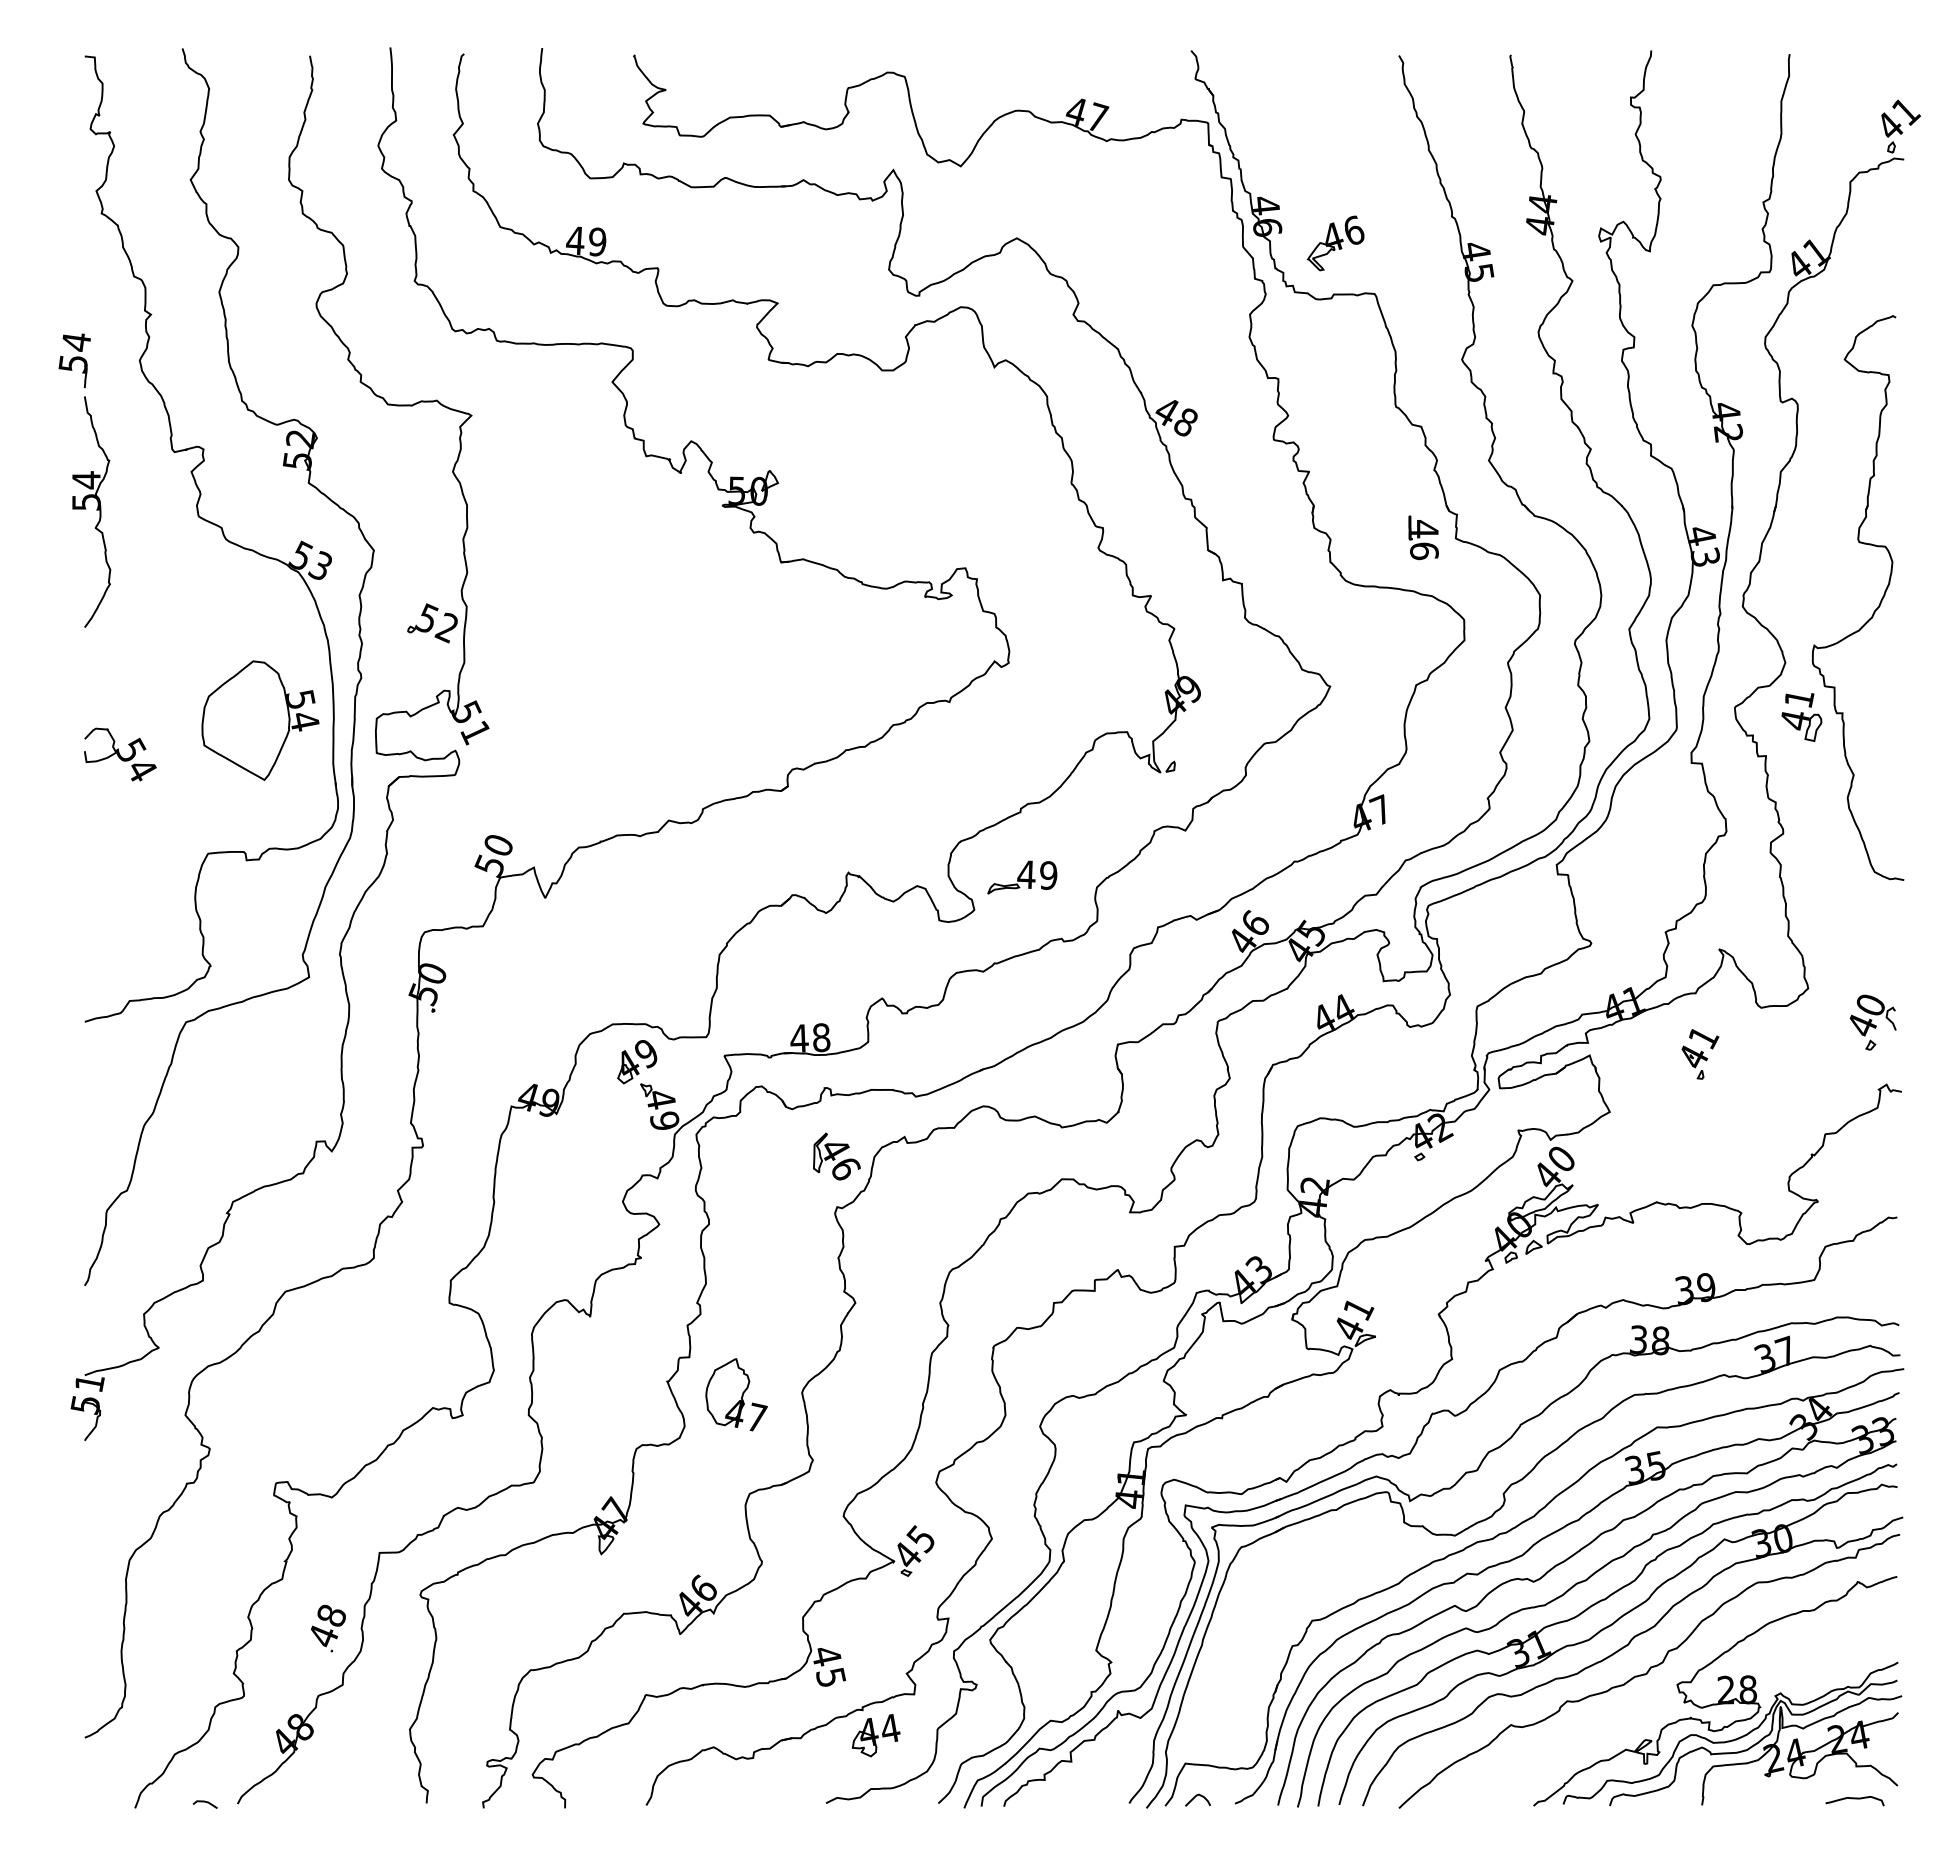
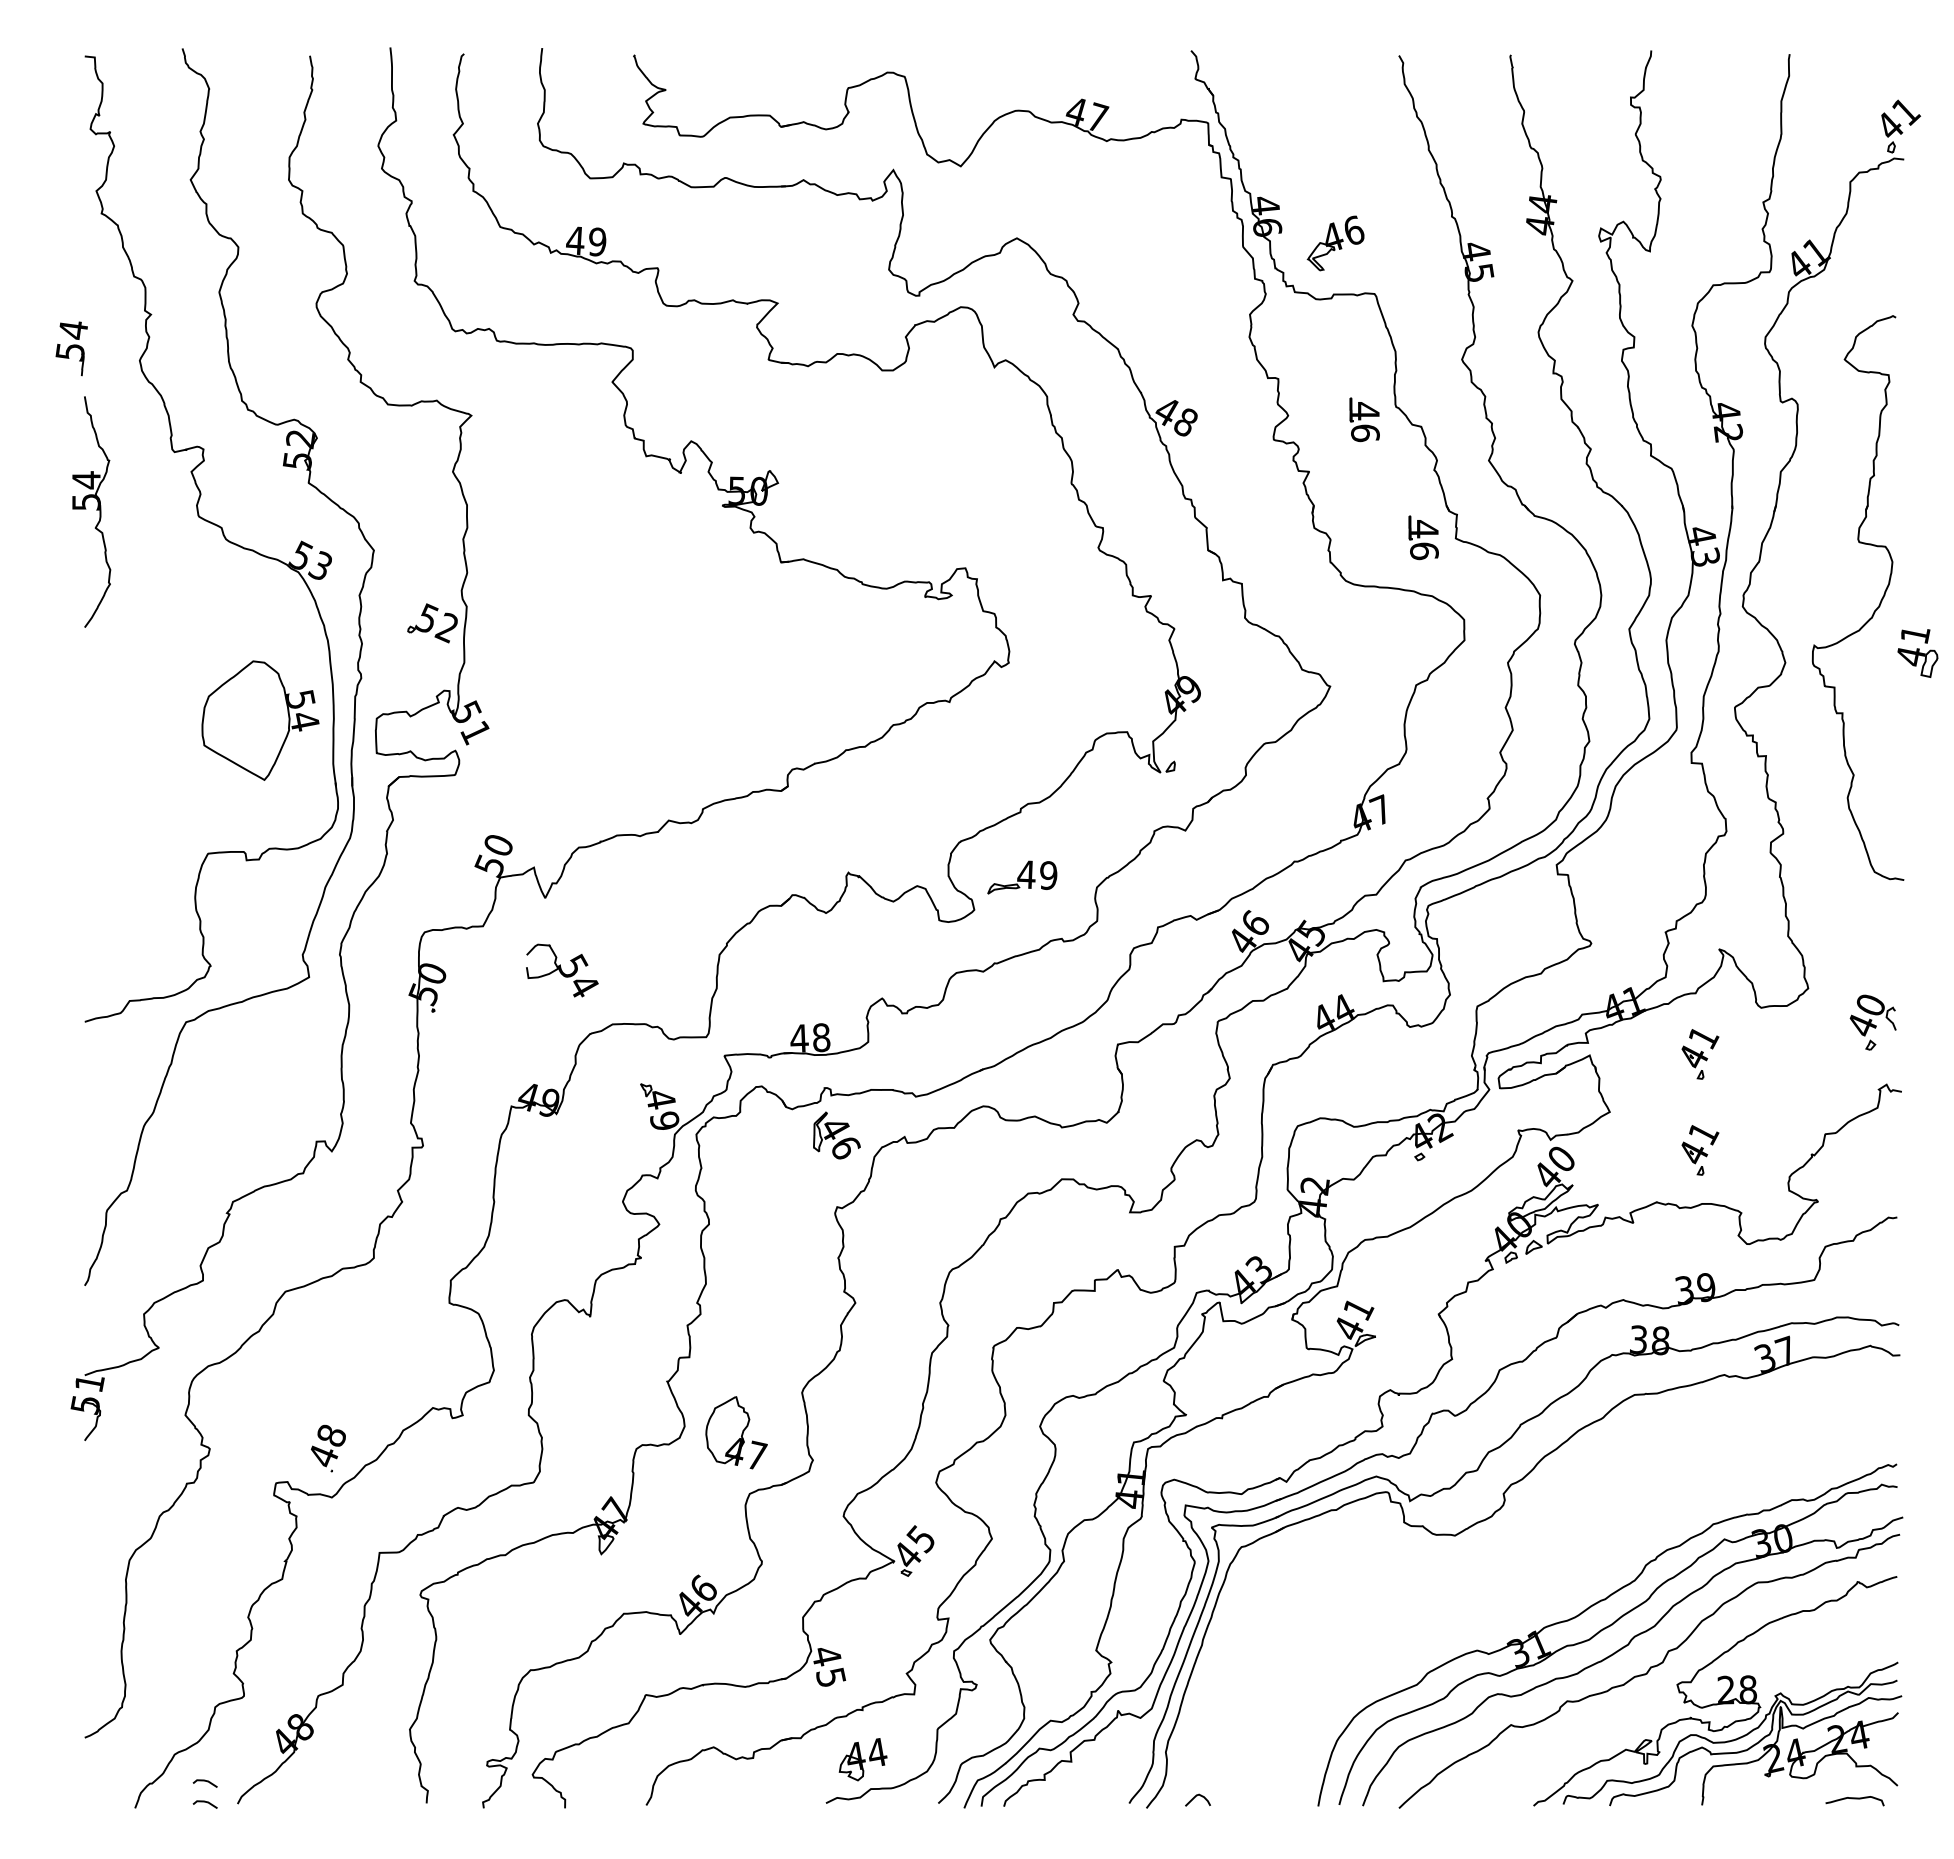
part position: (74, 360) -> (71, 348) (71, 348)
part: none -> present (1364, 419)
part position: (1801, 717) -> (1917, 653) (1917, 653)
part position: (120, 754) -> (562, 970) (562, 970)
part: present -> none (637, 1062)
part: none -> present (1700, 1150)
part position: (836, 1156) -> (836, 1135) (836, 1135)
part position: (736, 1394) -> (736, 1432) (736, 1432)
part: present -> none (1534, 1587)
part position: (327, 1628) -> (327, 1448) (327, 1448)
part position: (875, 1735) -> (862, 1759) (862, 1759)
line: none -> present (204, 1781)
